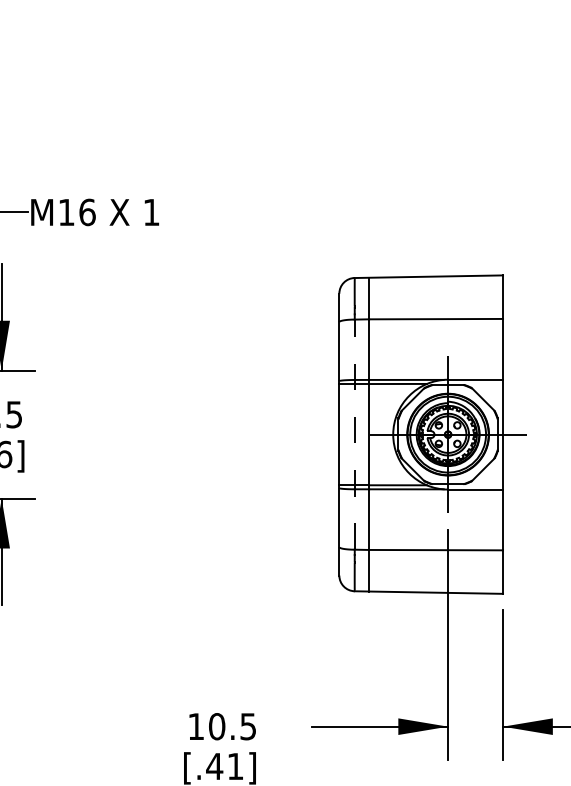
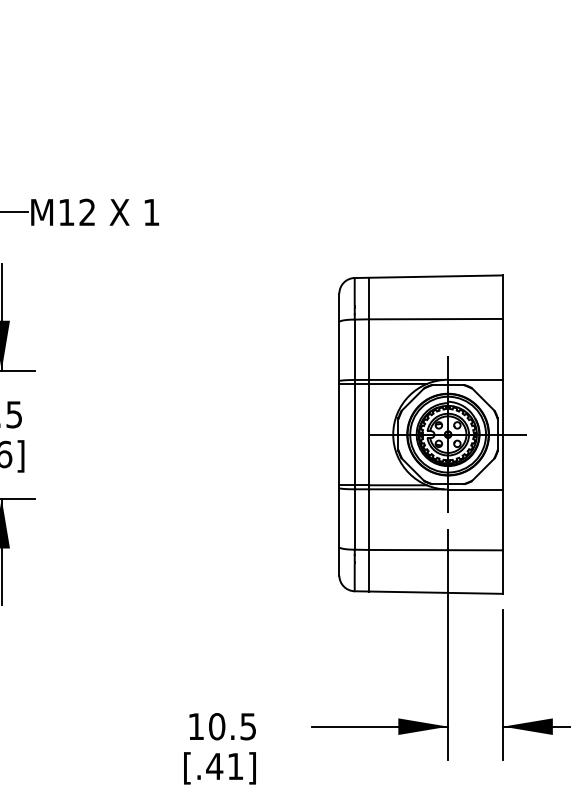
text: M16 -> M12 (87, 212)
line: dashed -> solid (354, 434)
